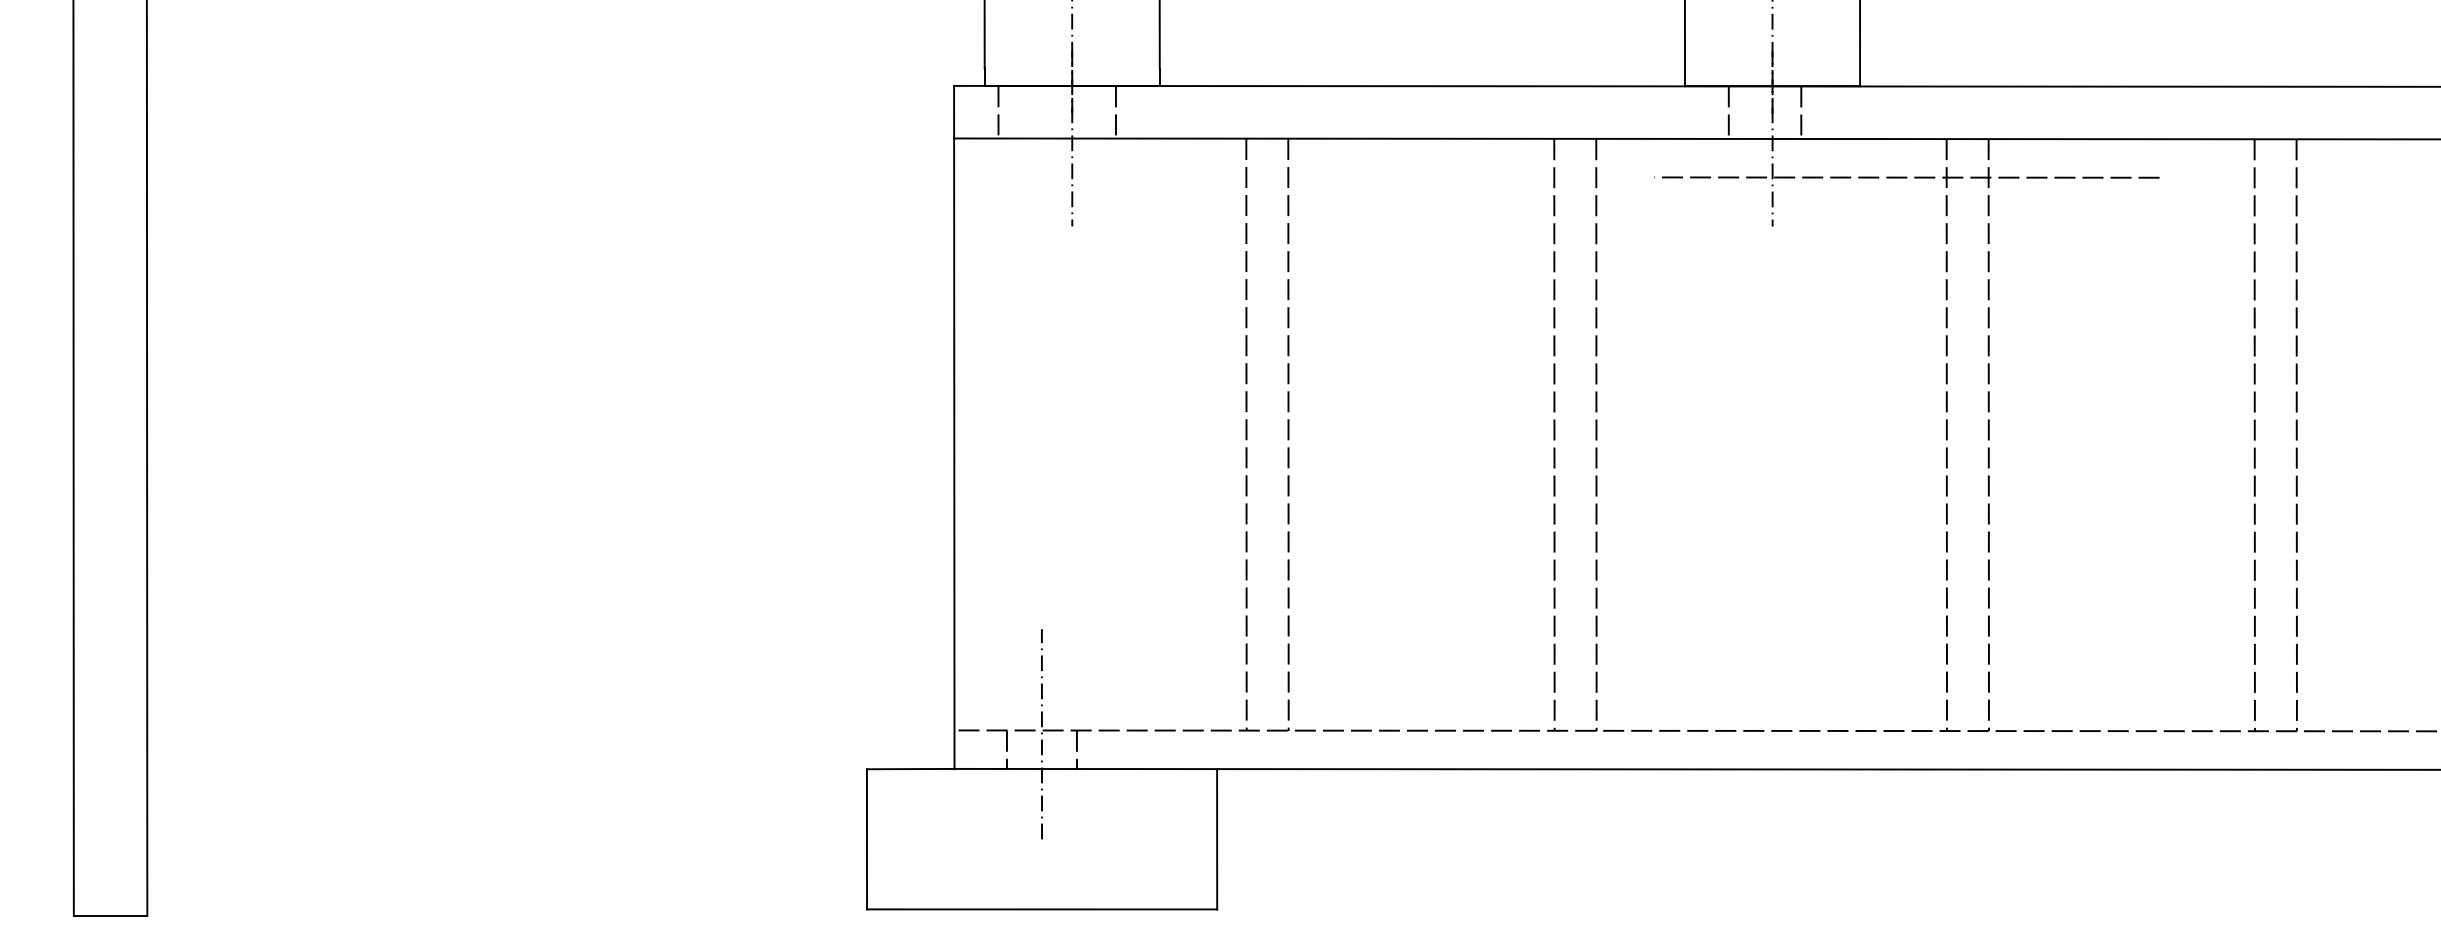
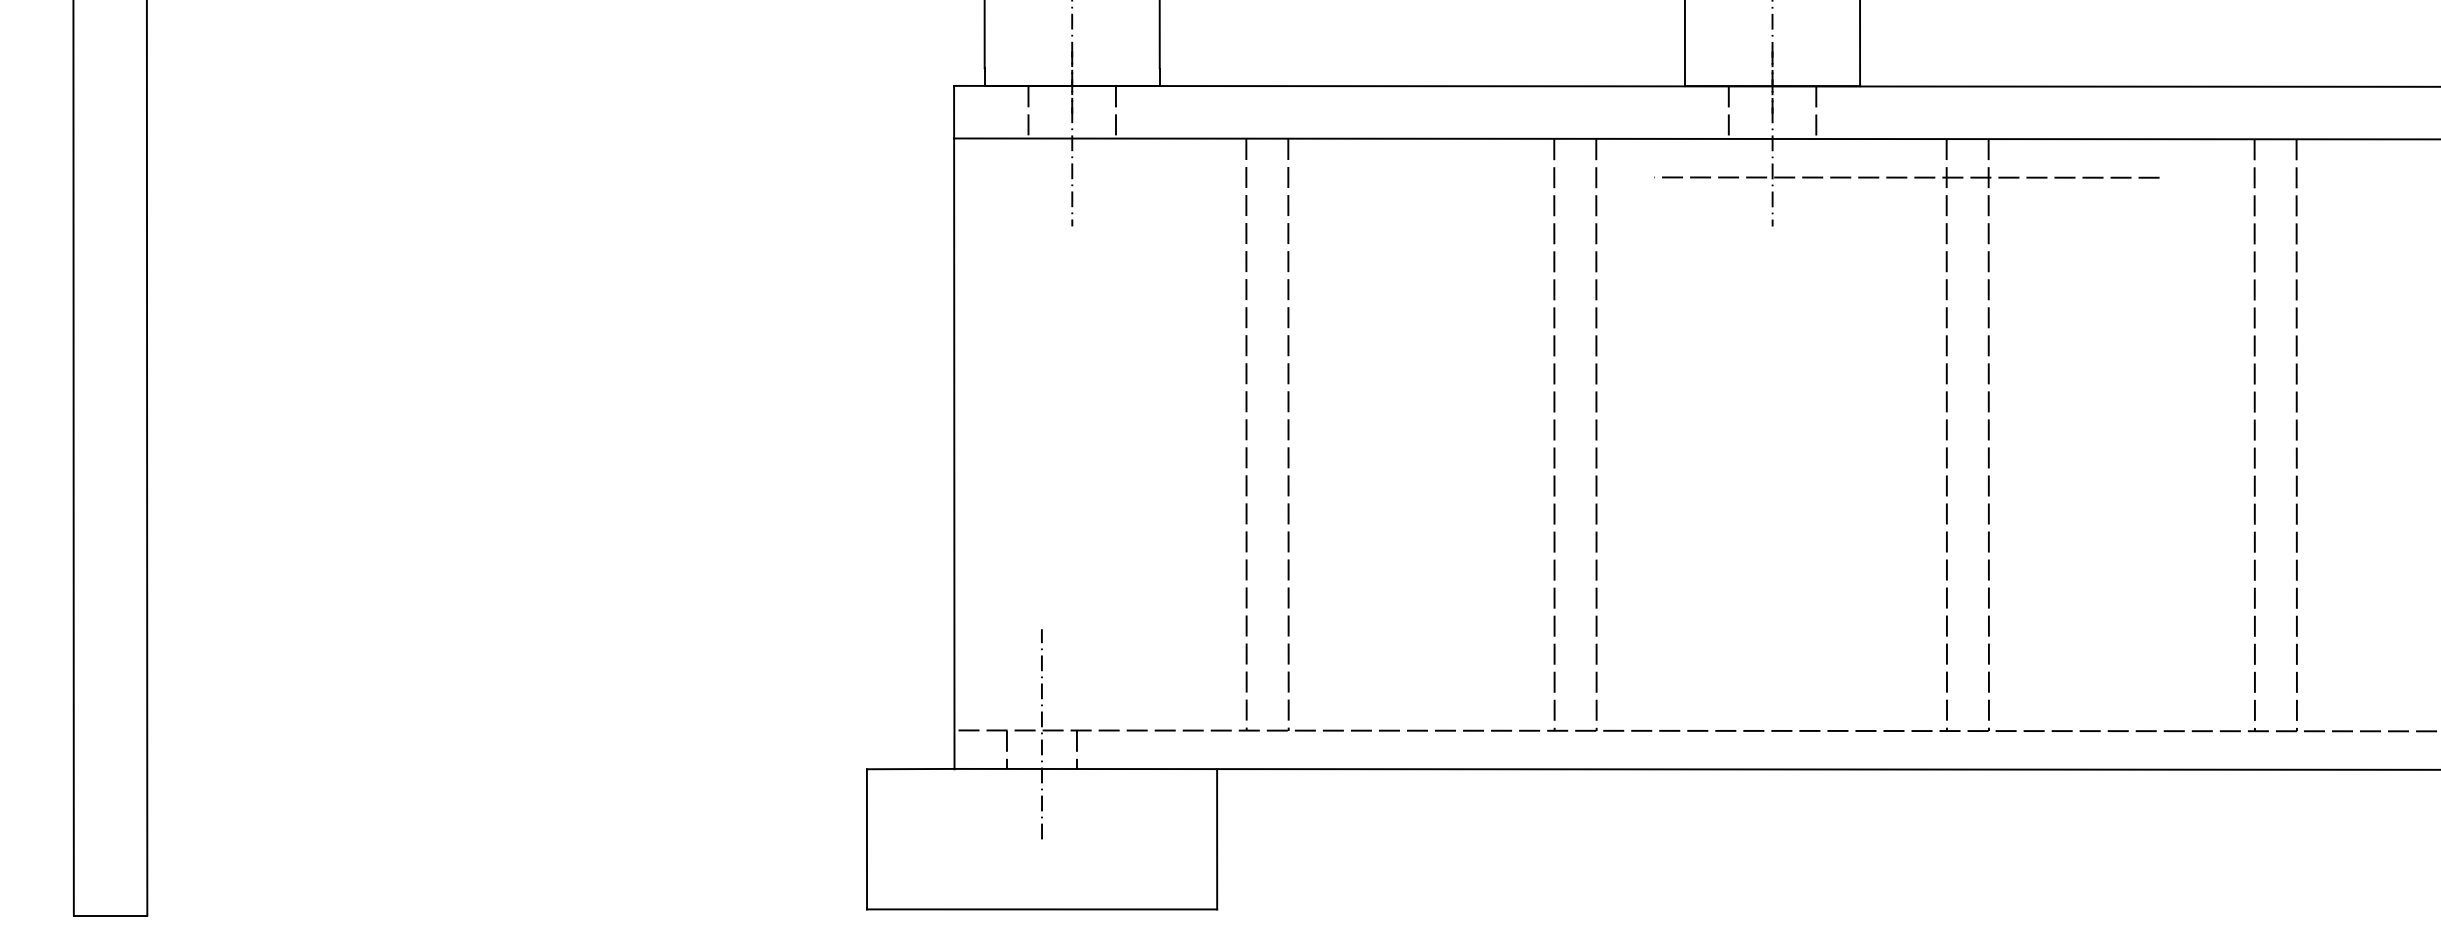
line position: (998, 112) -> (1028, 112) (1028, 112)
line position: (1801, 112) -> (1816, 112) (1816, 112)
